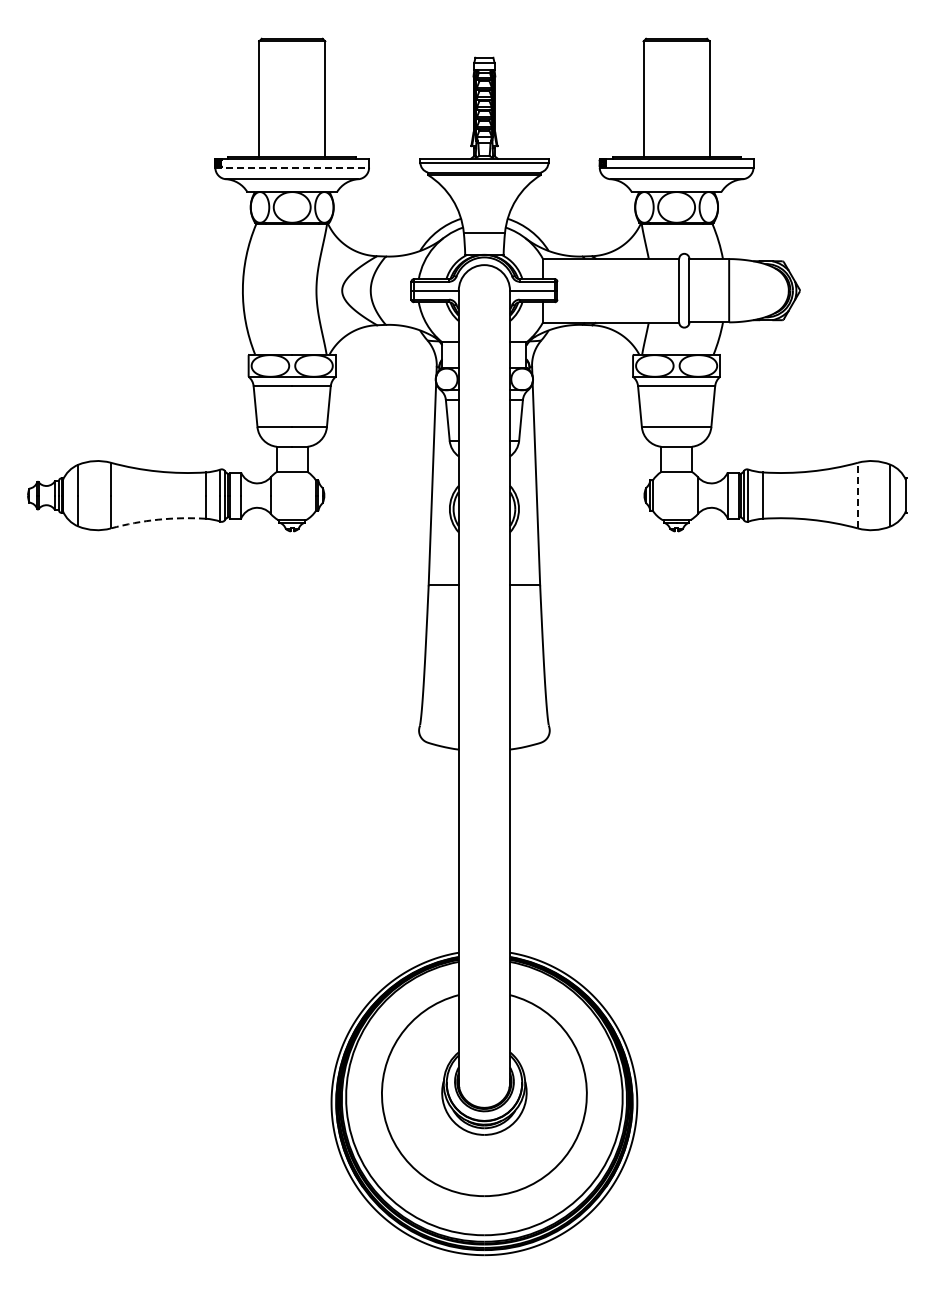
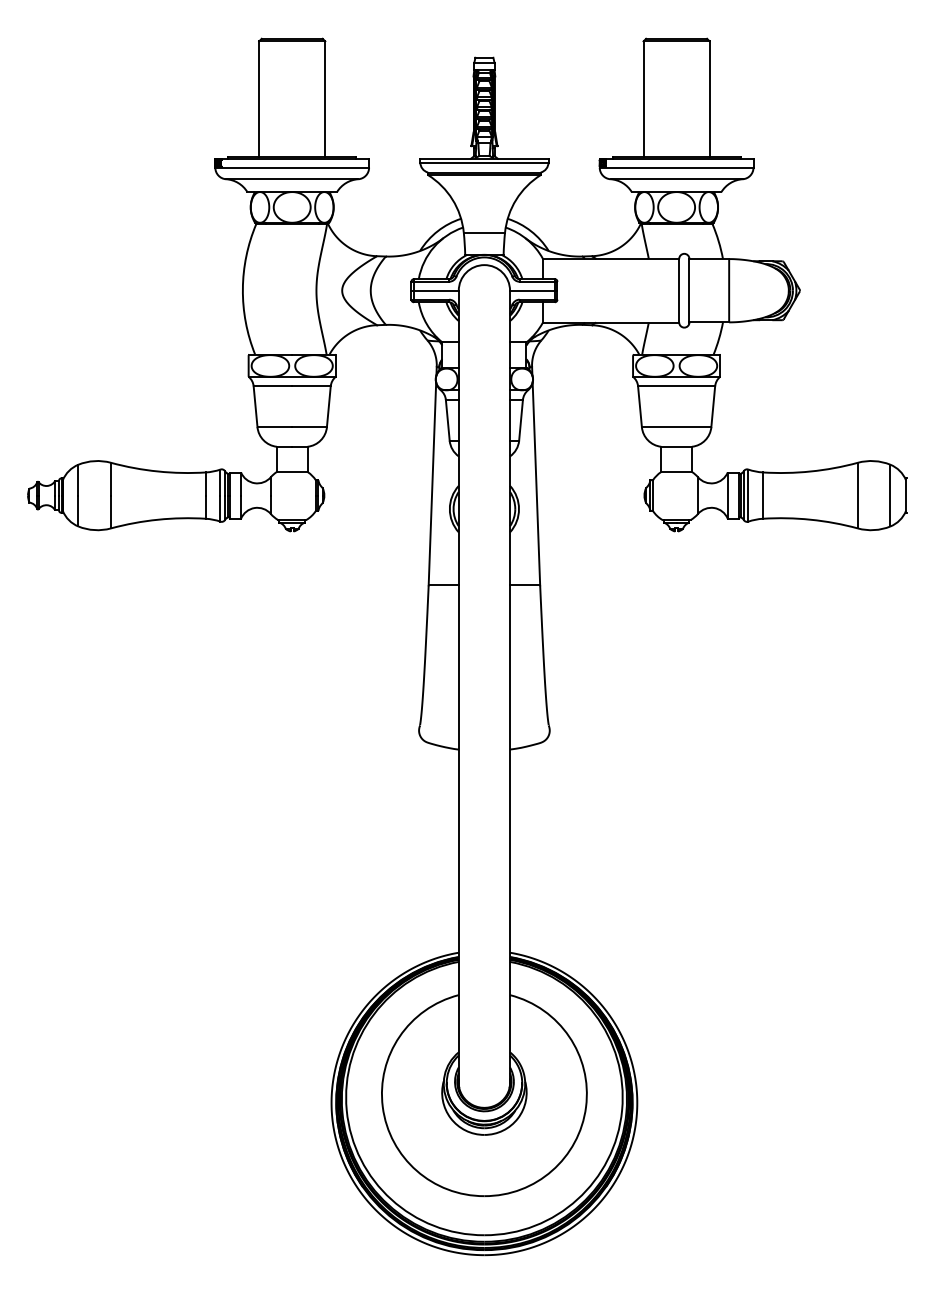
line: dashed -> solid (292, 167)
line: dashed -> solid (857, 495)
arc: dashed -> solid (158, 519)
